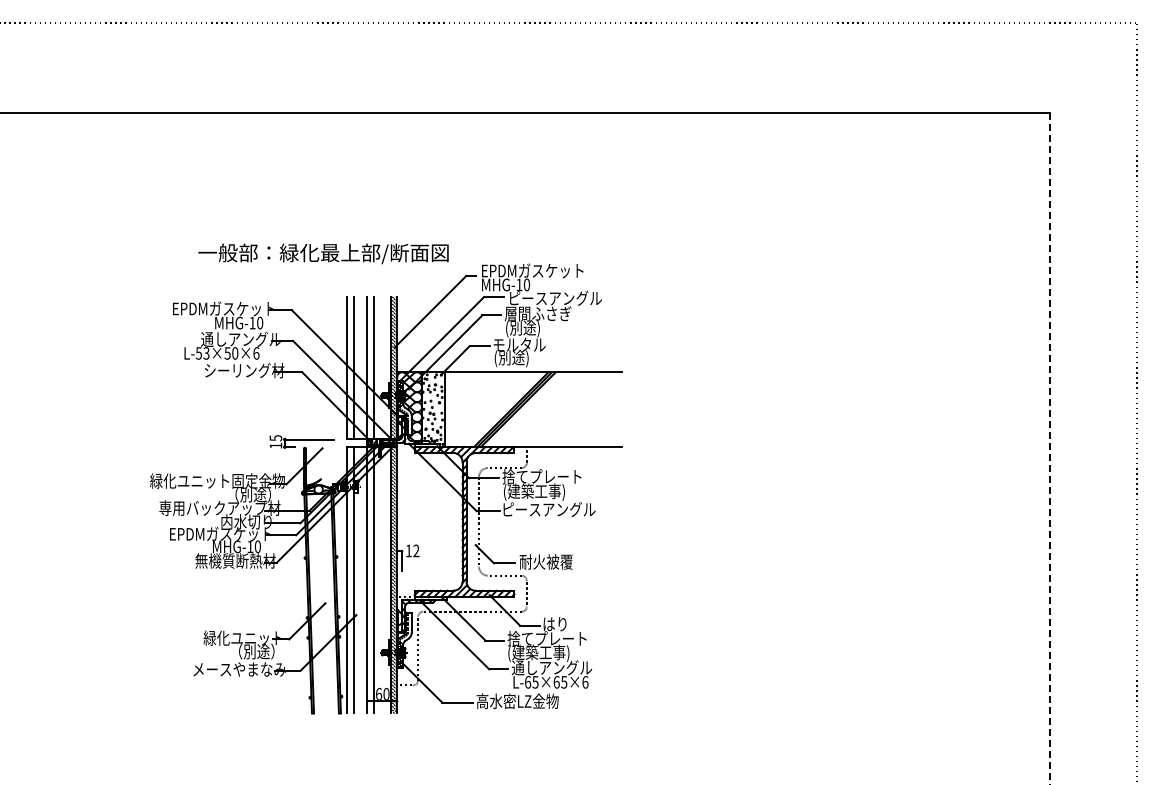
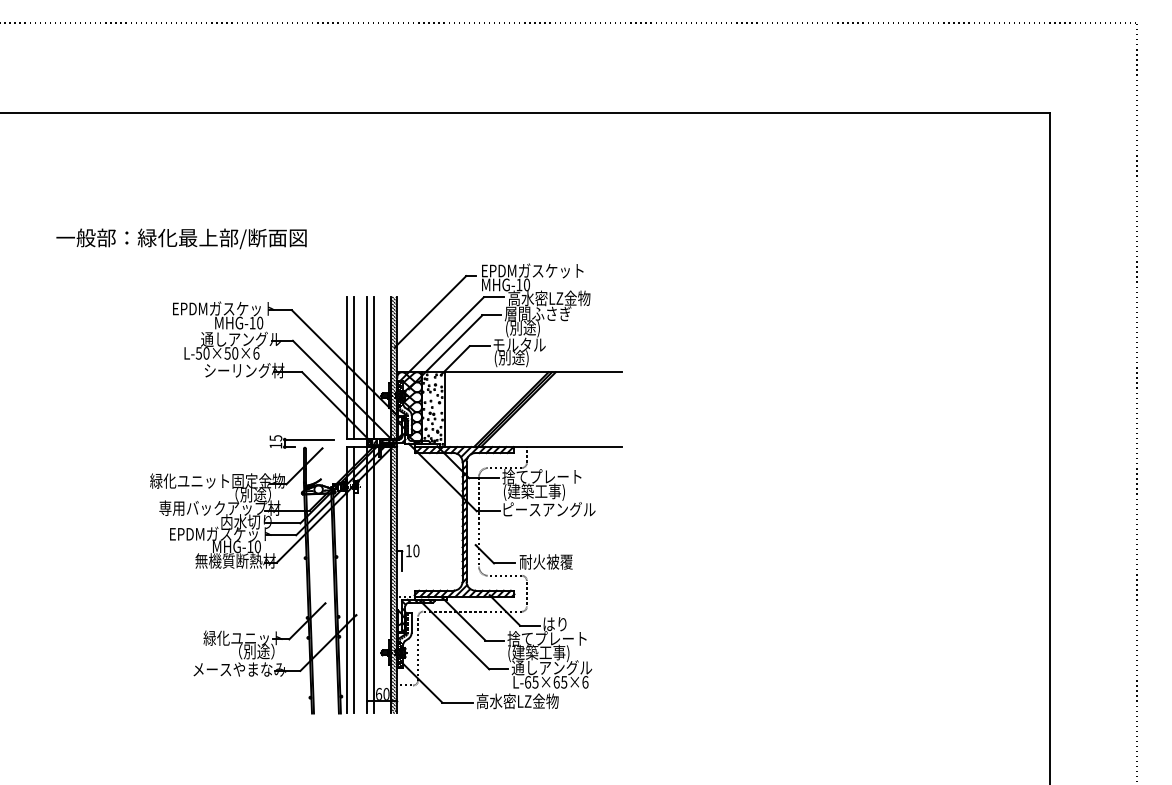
text position: (323, 253) -> (181, 238) (181, 238)
text: ピースアングル -> 高水密LZ金物 (554, 298)
text: L-53×50×6 -> L-50×50×6 (206, 353)
line: dashed -> solid (1049, 449)
text: 12 -> 10 (416, 550)
